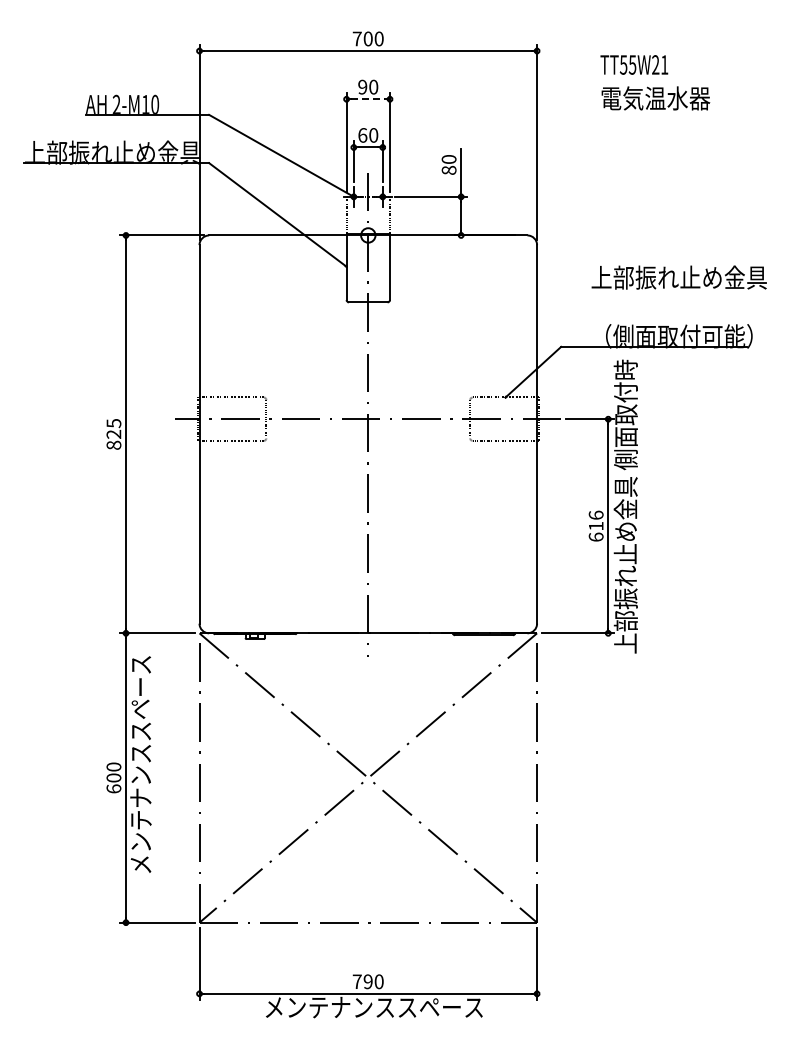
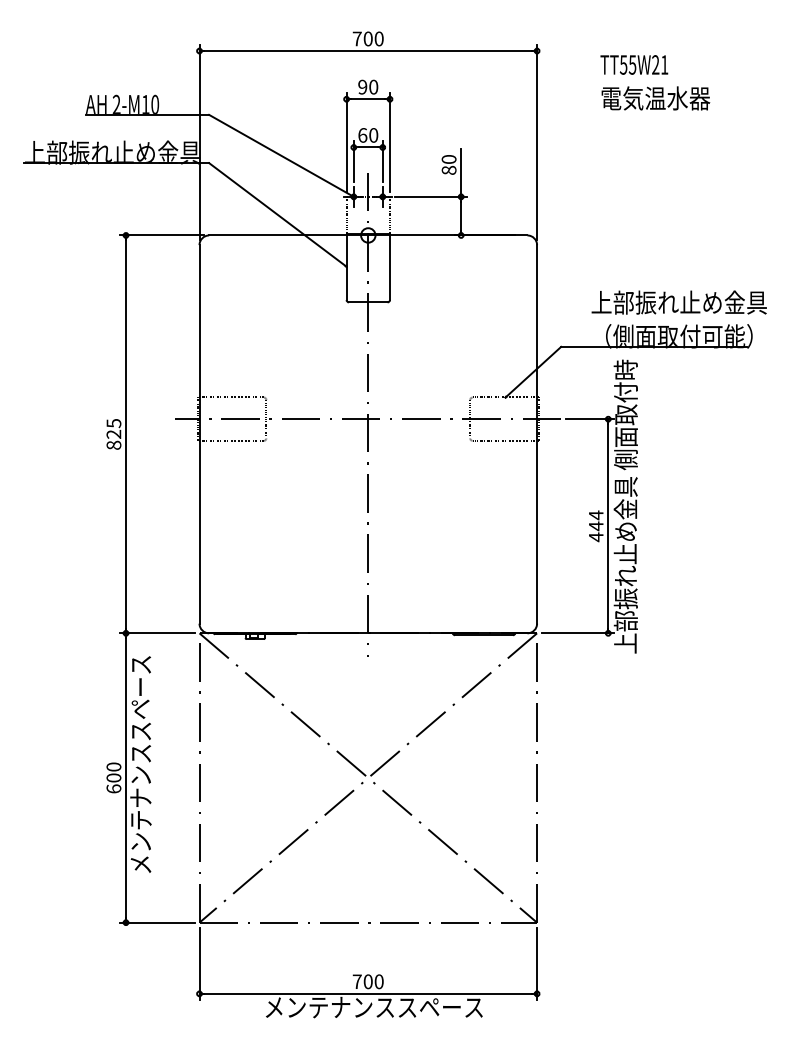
line: dashed -> solid (368, 99)
text position: (678, 277) -> (678, 302) (678, 302)
text: 616 -> 444 (595, 526)
text: 790 -> 700 (367, 981)
